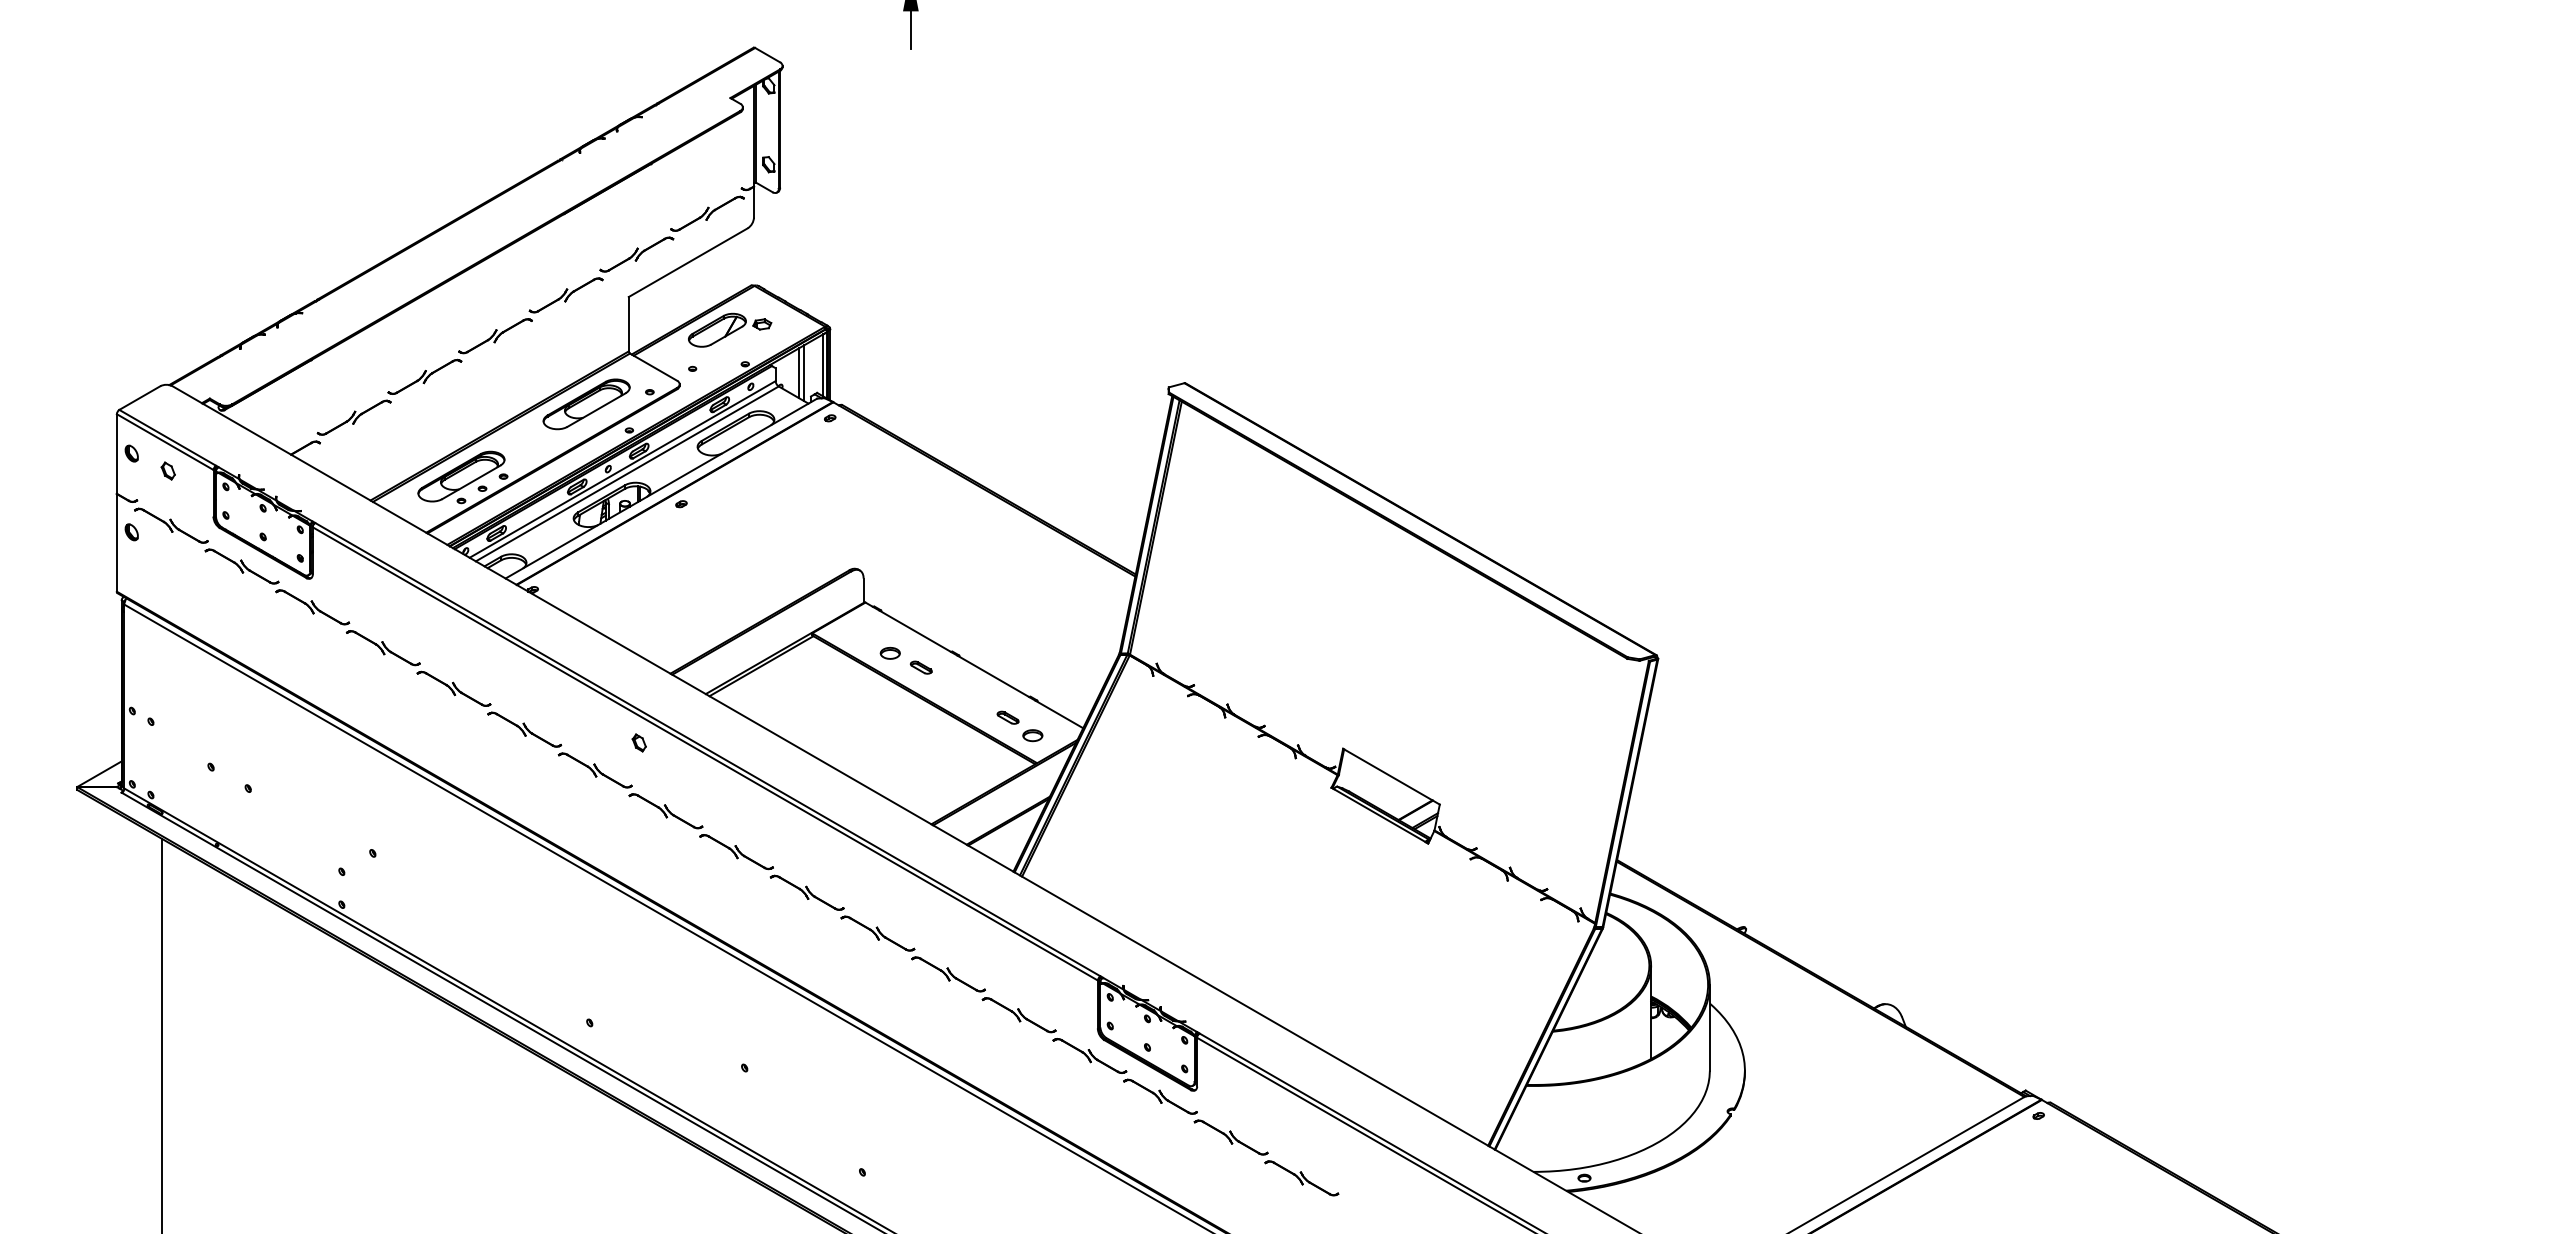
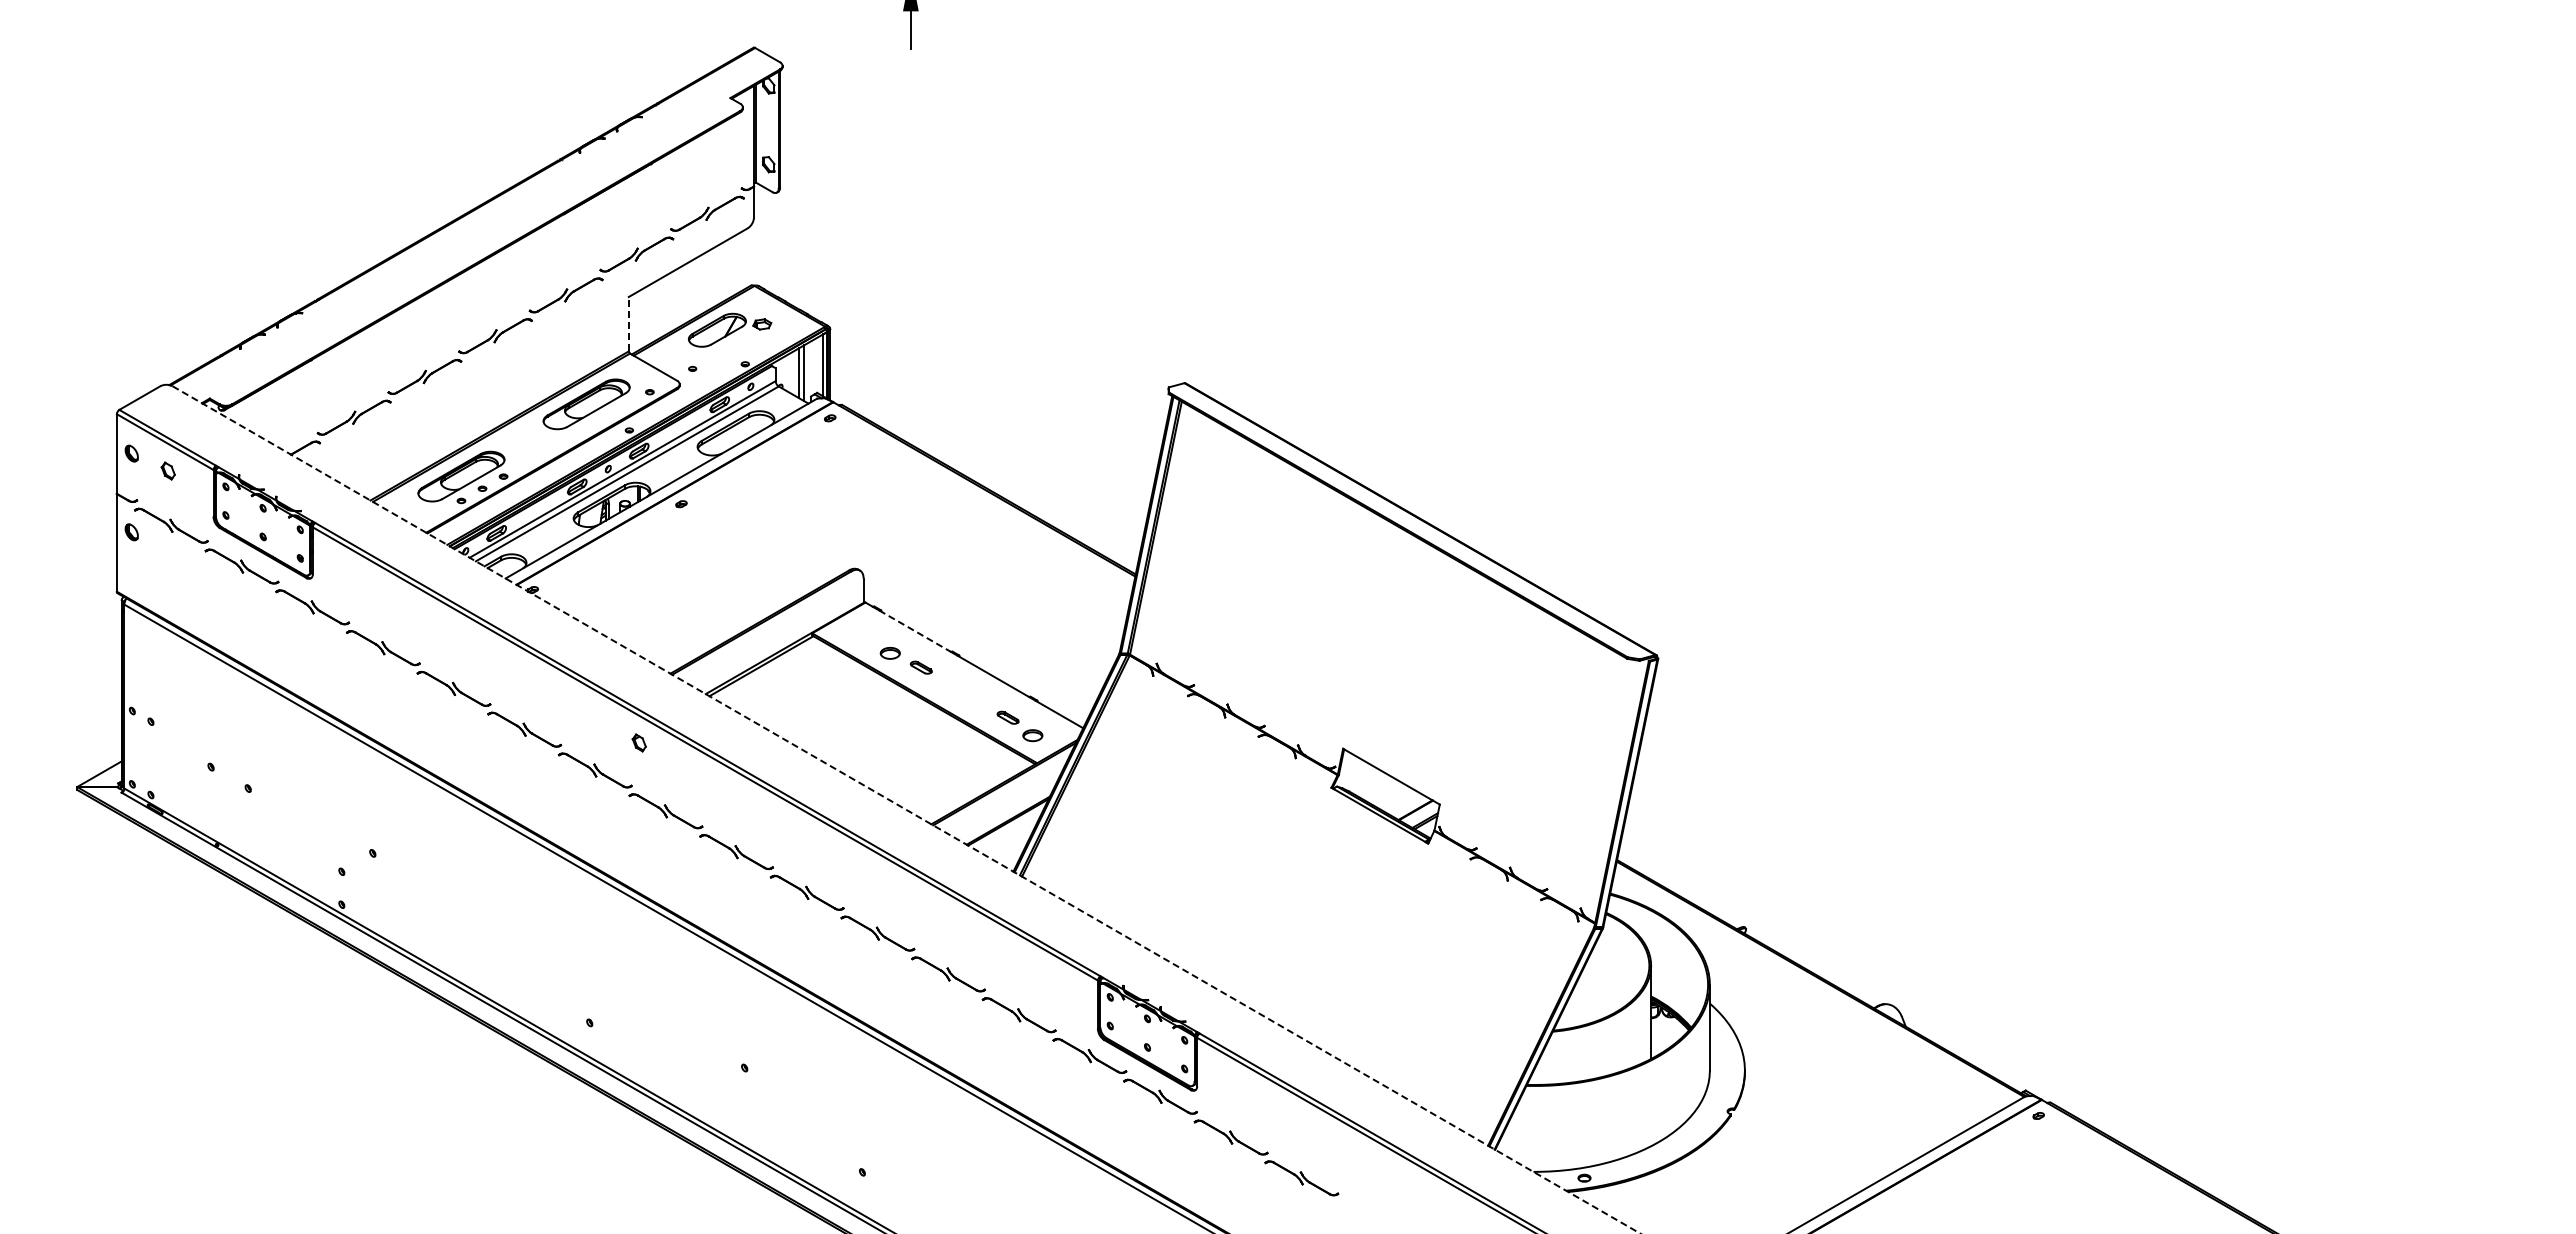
line: solid -> dashed (628, 323)
line: solid -> dashed (915, 631)
line: solid -> dashed (907, 810)
line: present -> none (162, 1034)
